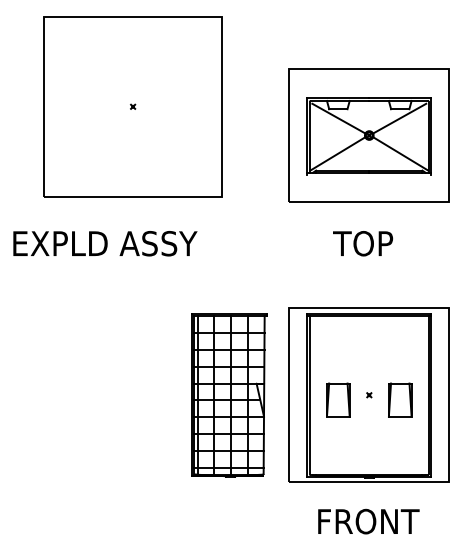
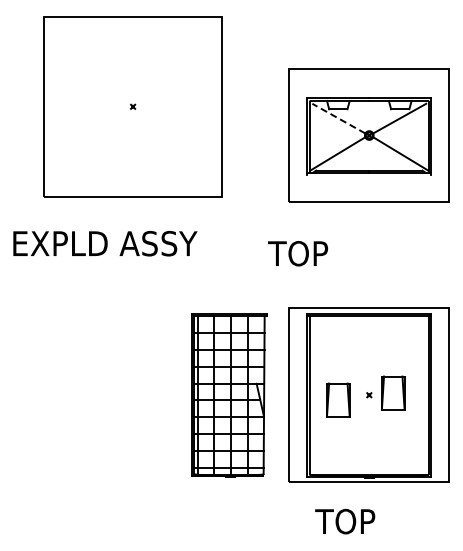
line: solid -> dashed (338, 118)
text position: (363, 243) -> (298, 253) (298, 253)
part position: (400, 399) -> (393, 392) (393, 392)
text: FRONT -> TOP (367, 521)
